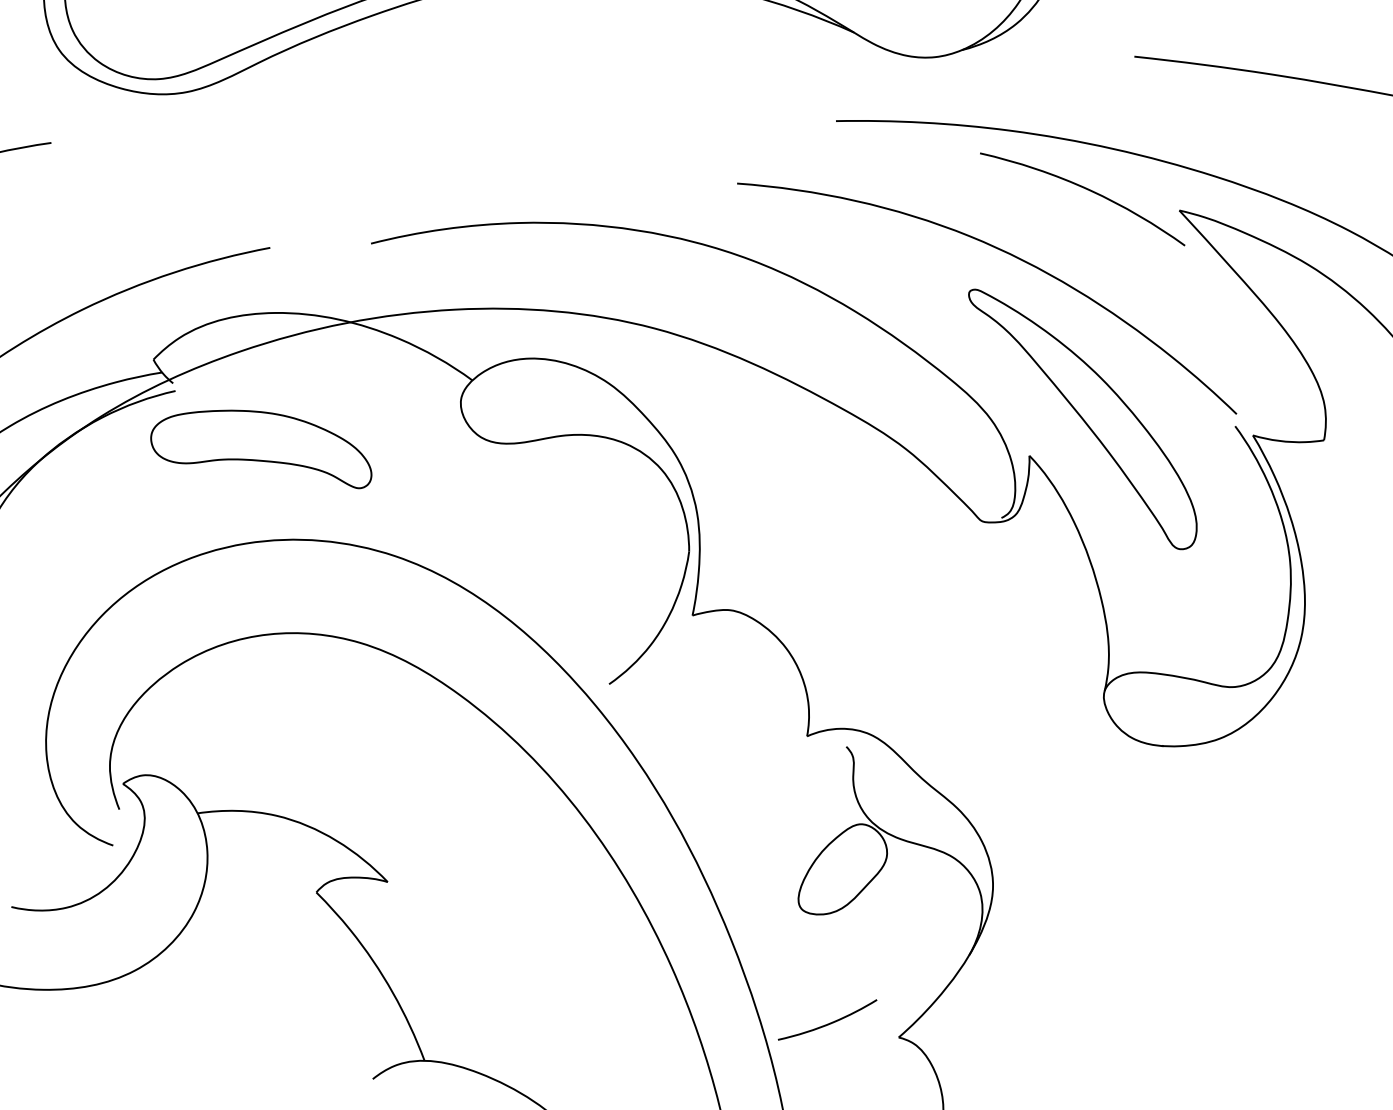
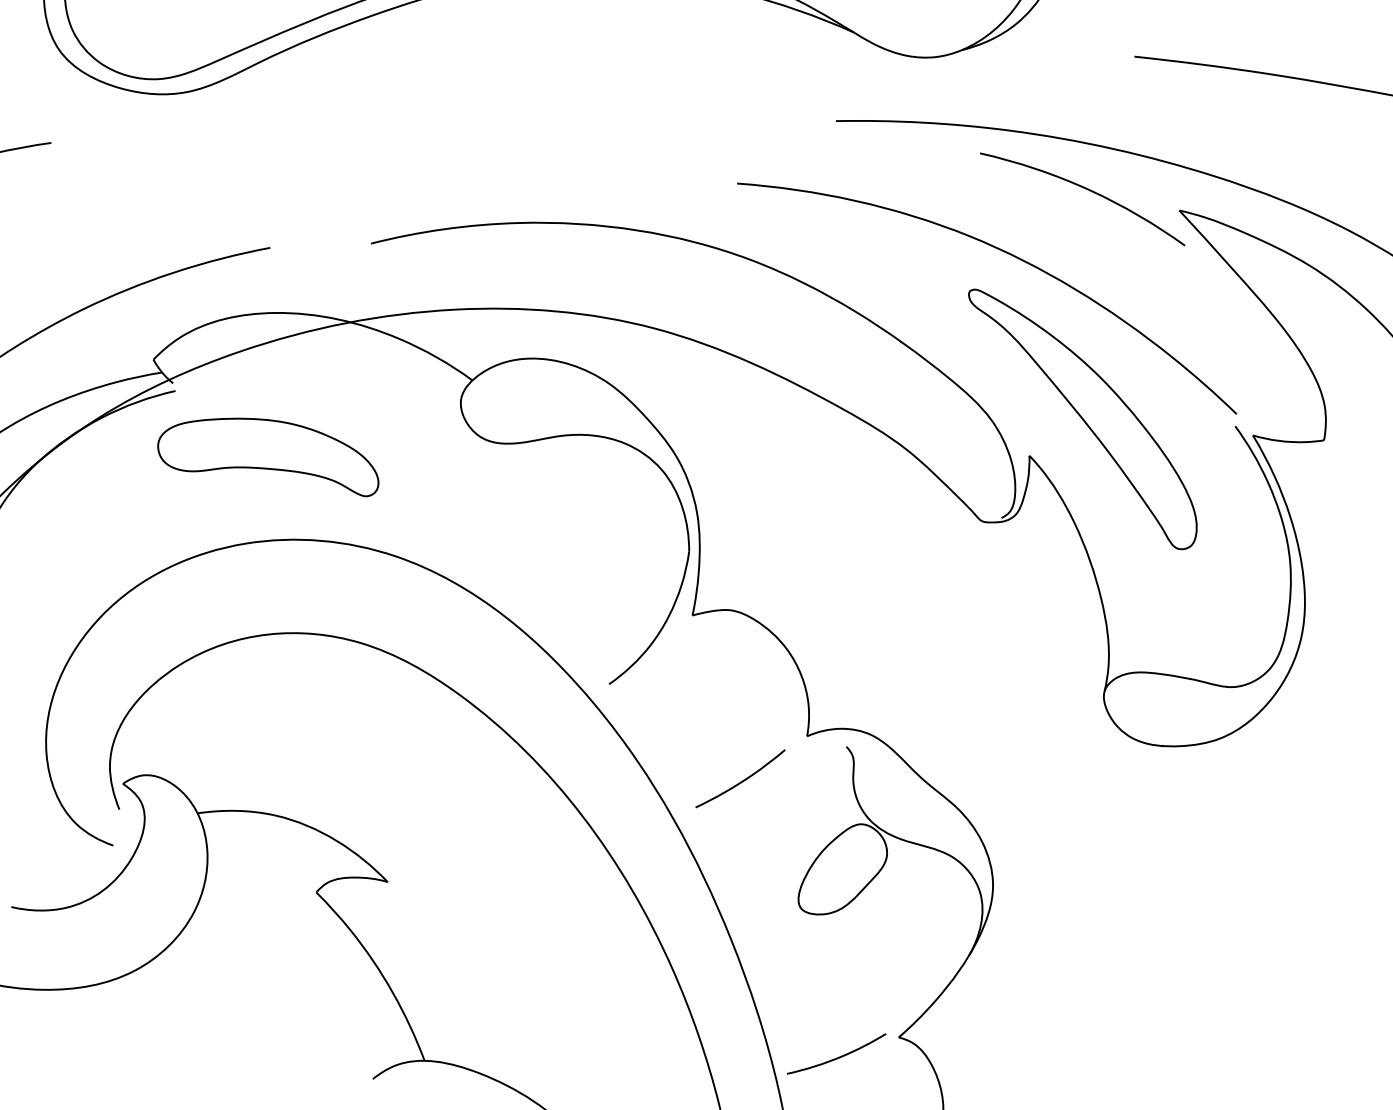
part position: (261, 449) -> (268, 457) (268, 457)
curve: none -> present (742, 780)
curve position: (827, 1023) -> (836, 1057) (836, 1057)
